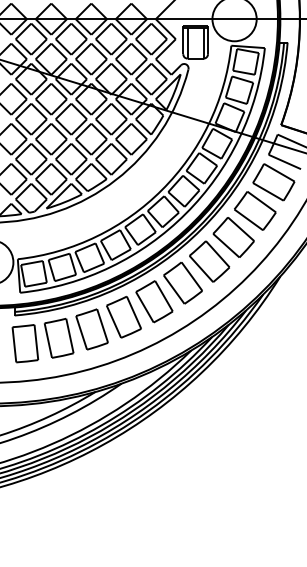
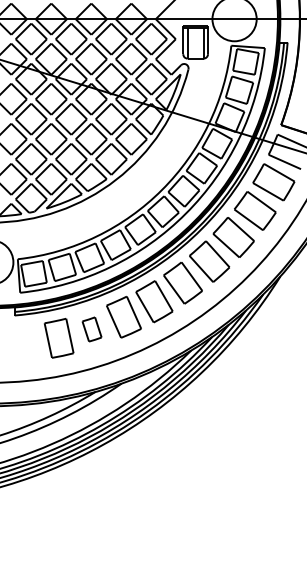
part size: 34x43 px -> 22x27 px (91, 329)
part: present -> none (25, 343)
